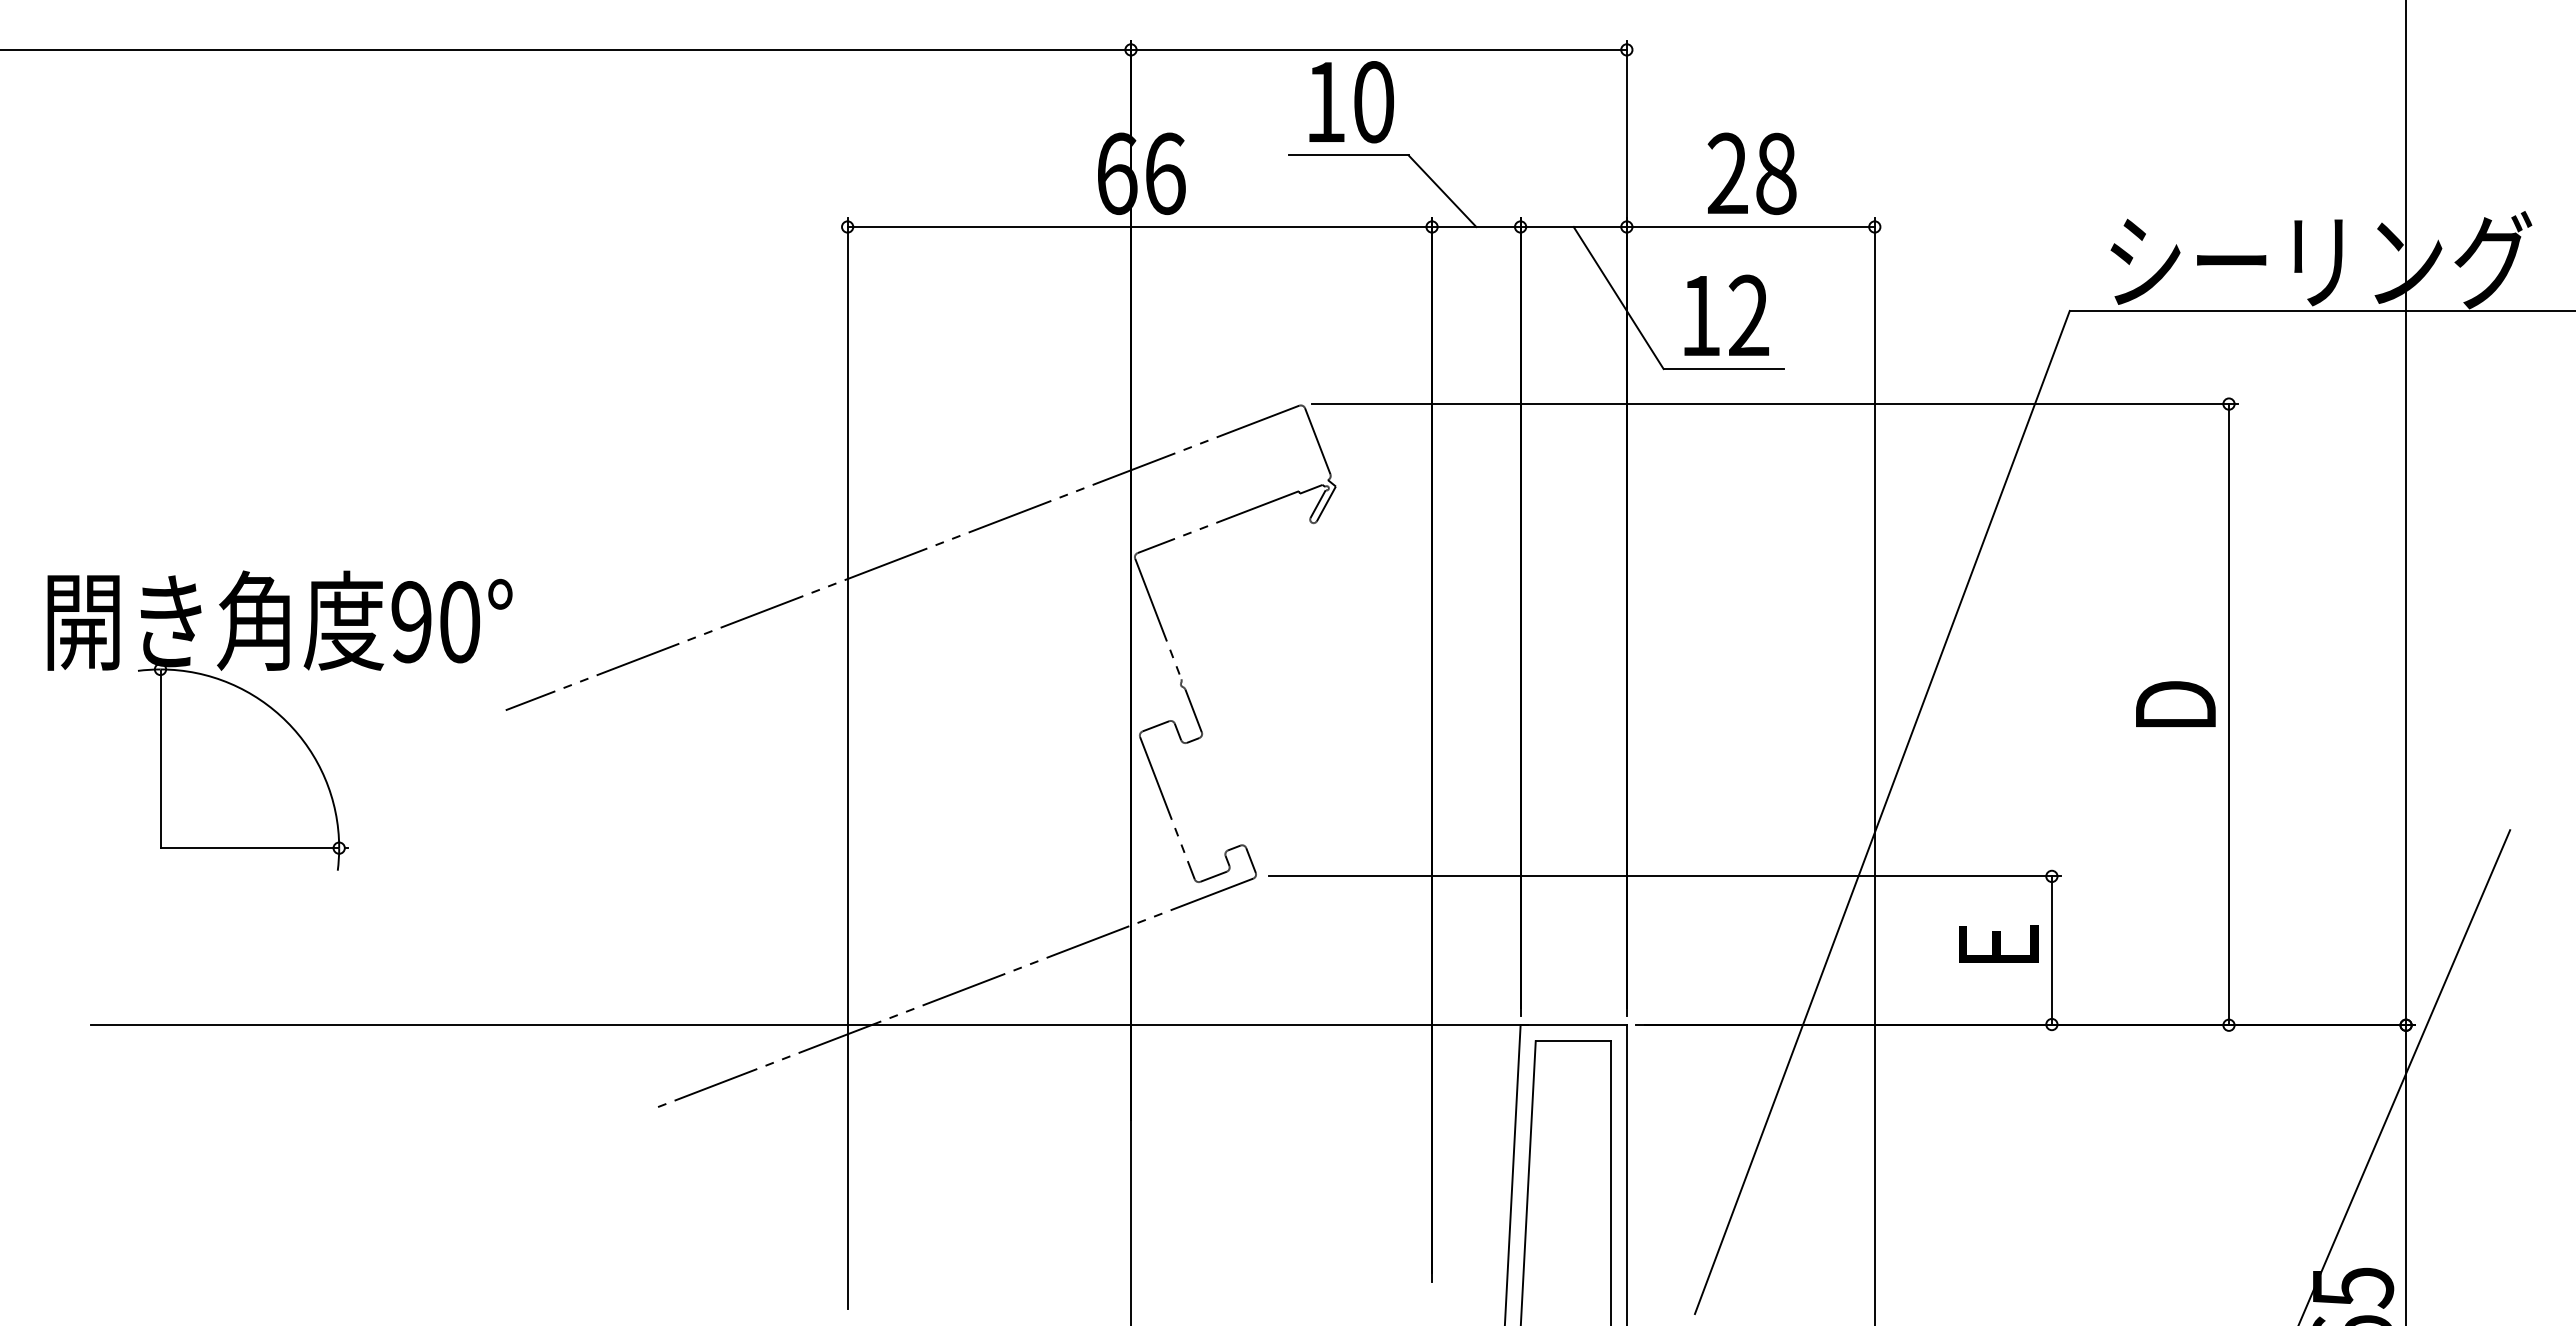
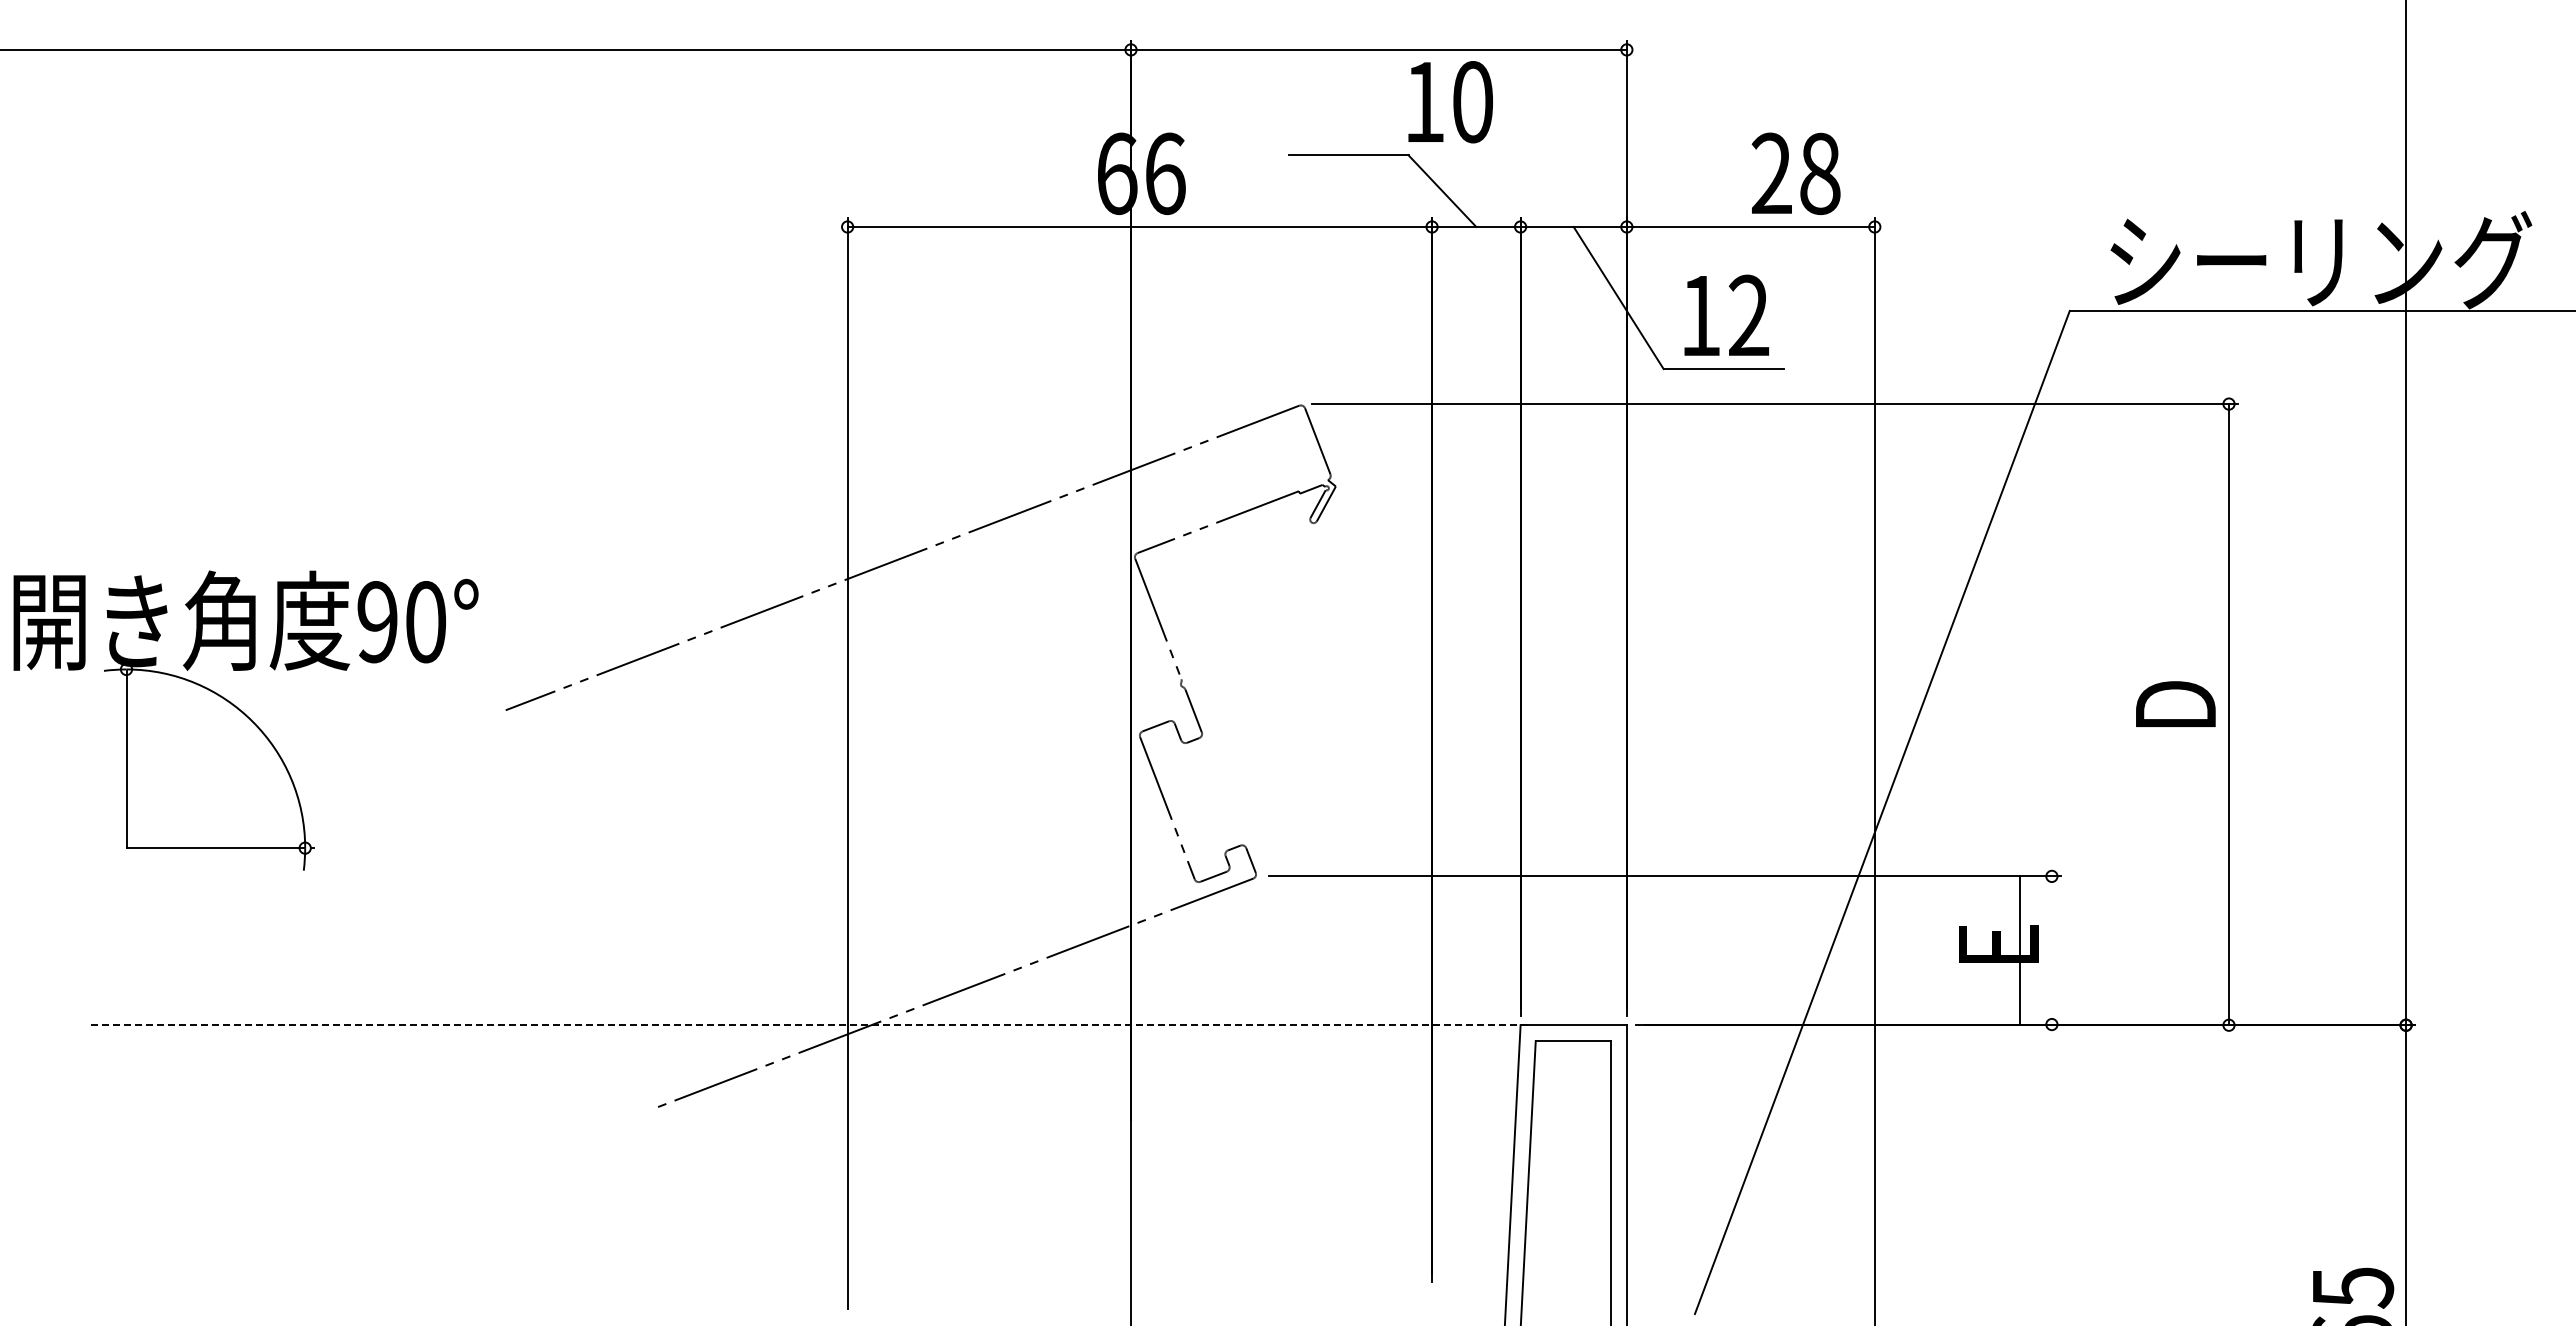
text position: (1351, 102) -> (1450, 102) (1450, 102)
text position: (1751, 173) -> (1795, 173) (1795, 173)
part position: (279, 720) -> (245, 720) (245, 720)
line position: (2051, 950) -> (2019, 950) (2019, 950)
line: solid -> dashed (809, 1025)
line: present -> none (2404, 1076)
